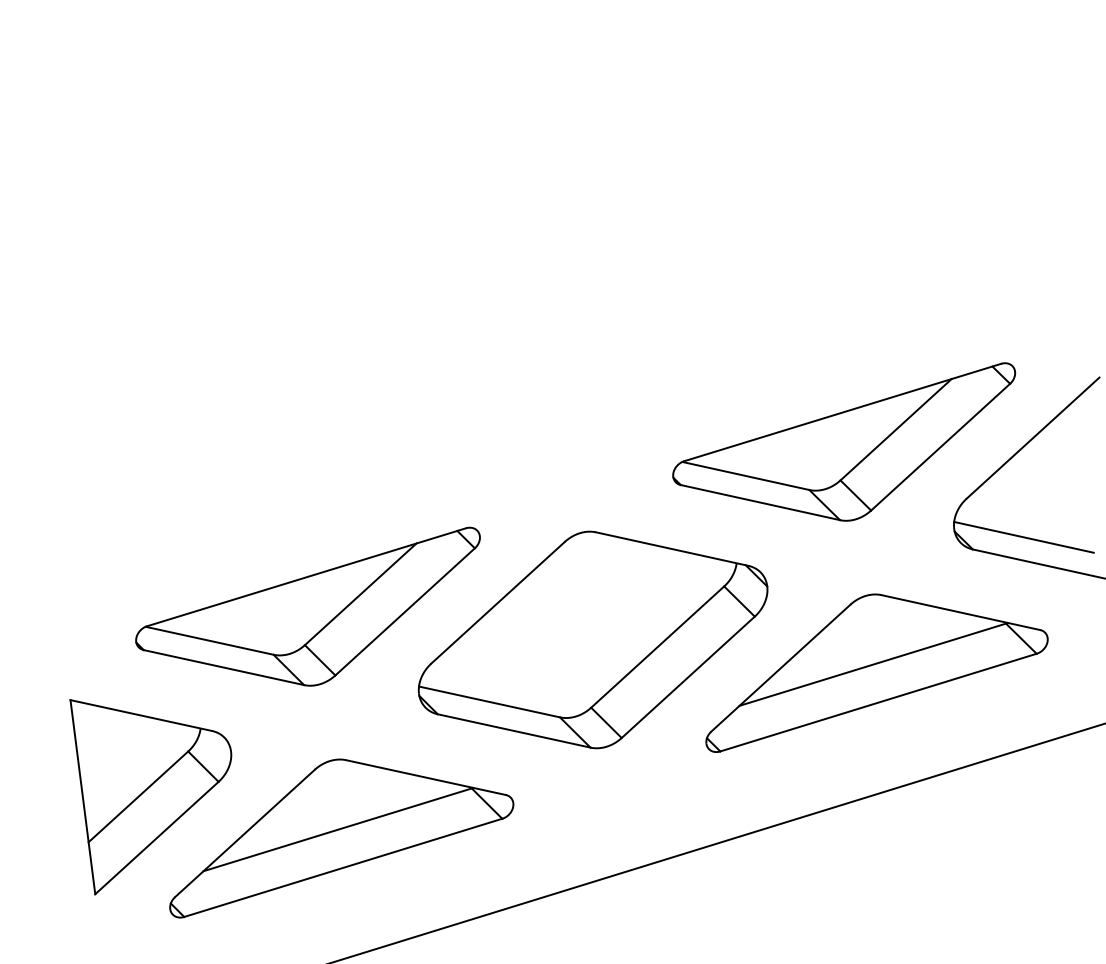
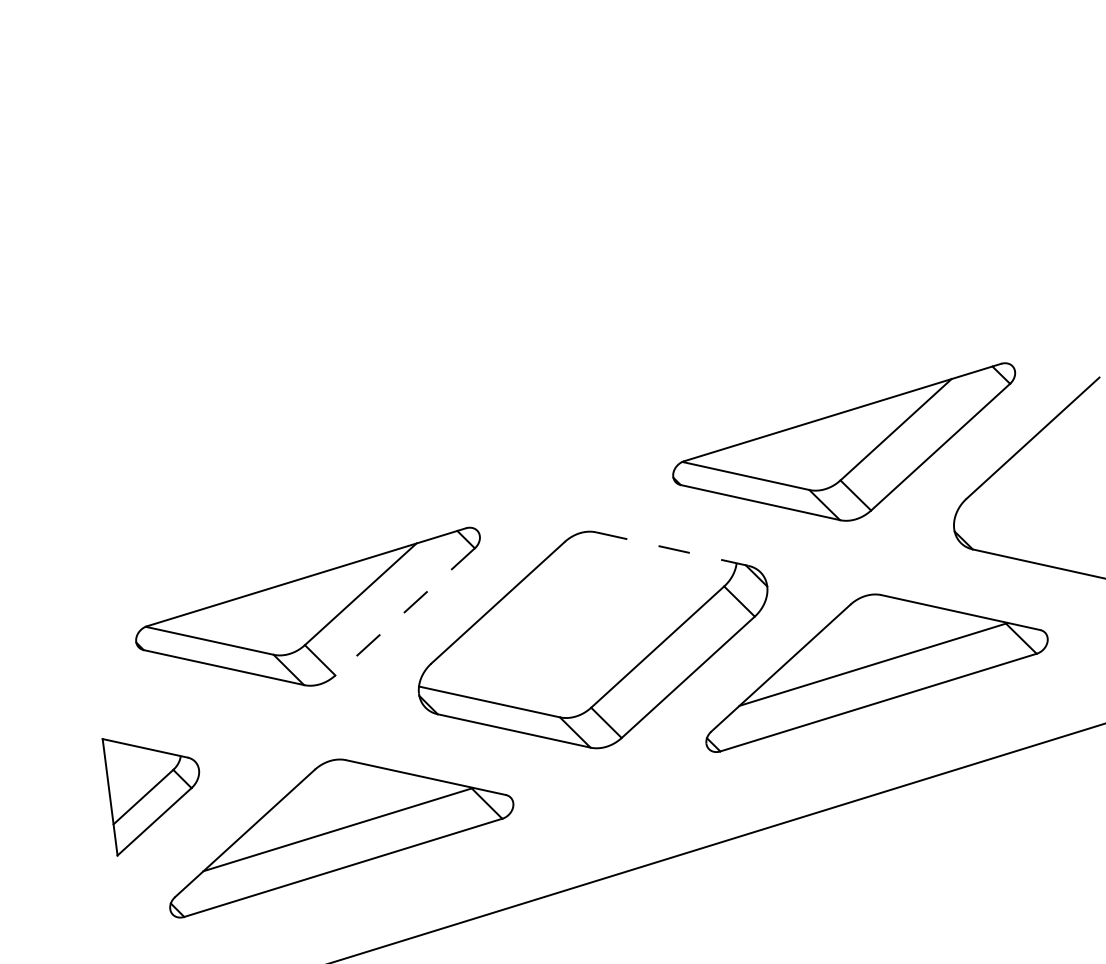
line: present -> none (1023, 536)
line: solid -> dashed (672, 549)
line: solid -> dashed (404, 612)
part size: 164x197 px -> 100x119 px (150, 797)
